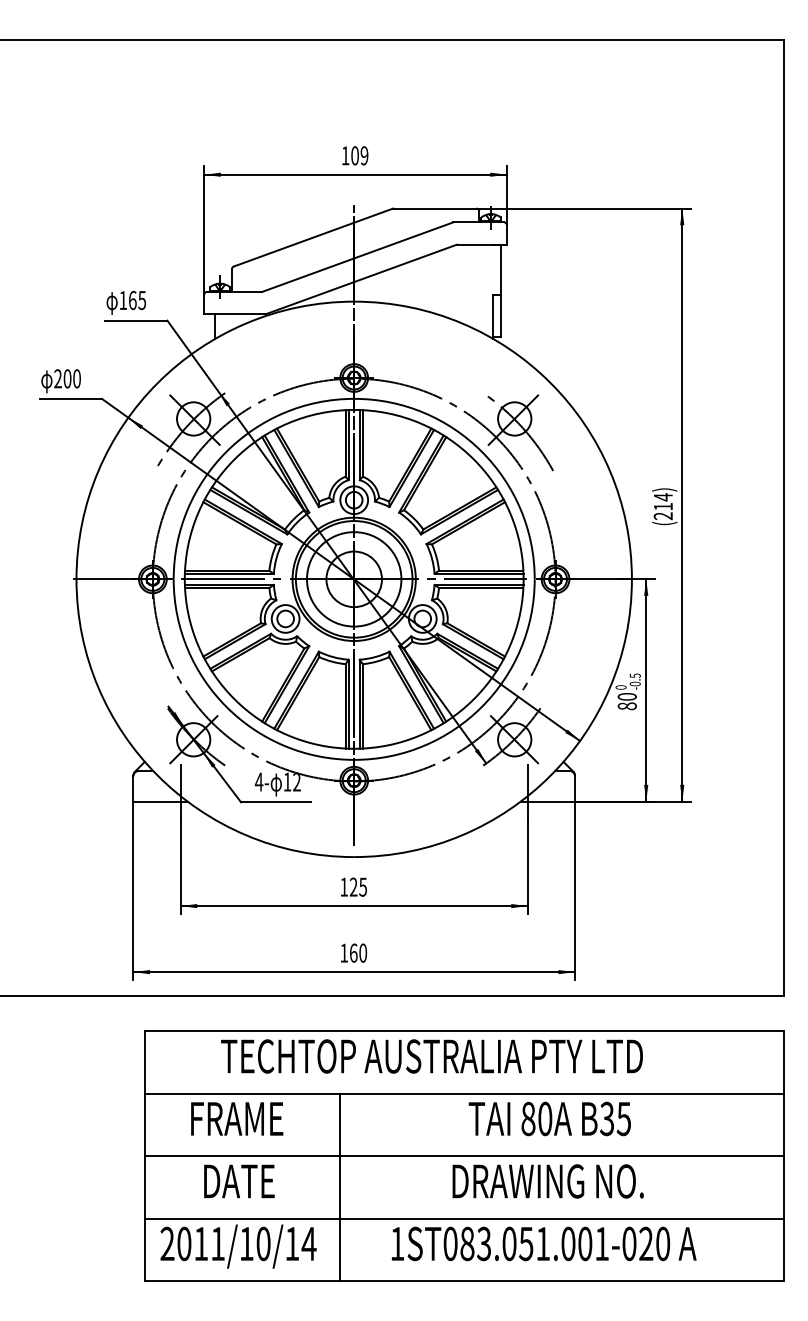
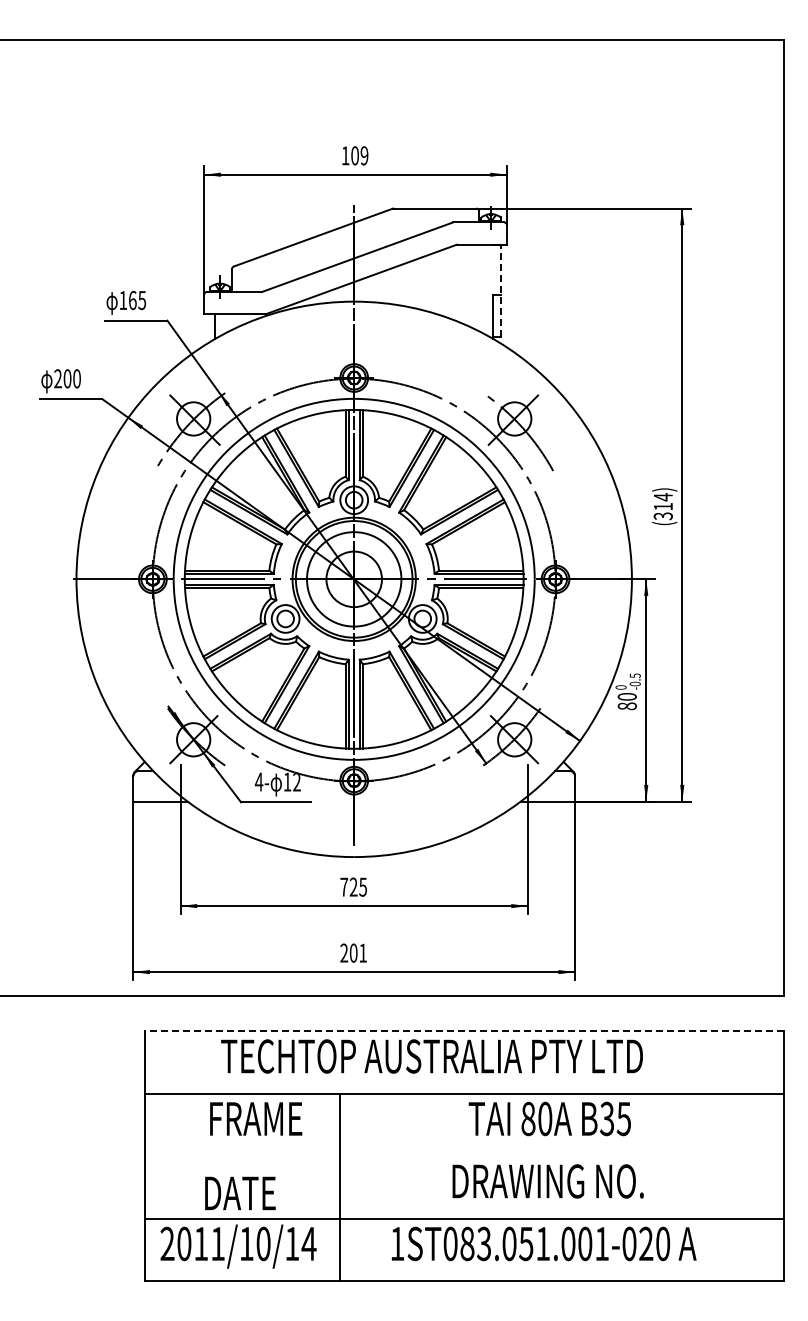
line: solid -> dashed (501, 291)
text: (214) -> (314) (663, 516)
text: 125 -> 725 (344, 886)
text: 160 -> 201 (353, 952)
line: solid -> dashed (464, 1031)
text position: (237, 1118) -> (256, 1118) (256, 1118)
line: present -> none (464, 1156)
text position: (239, 1181) -> (240, 1193) (240, 1193)
